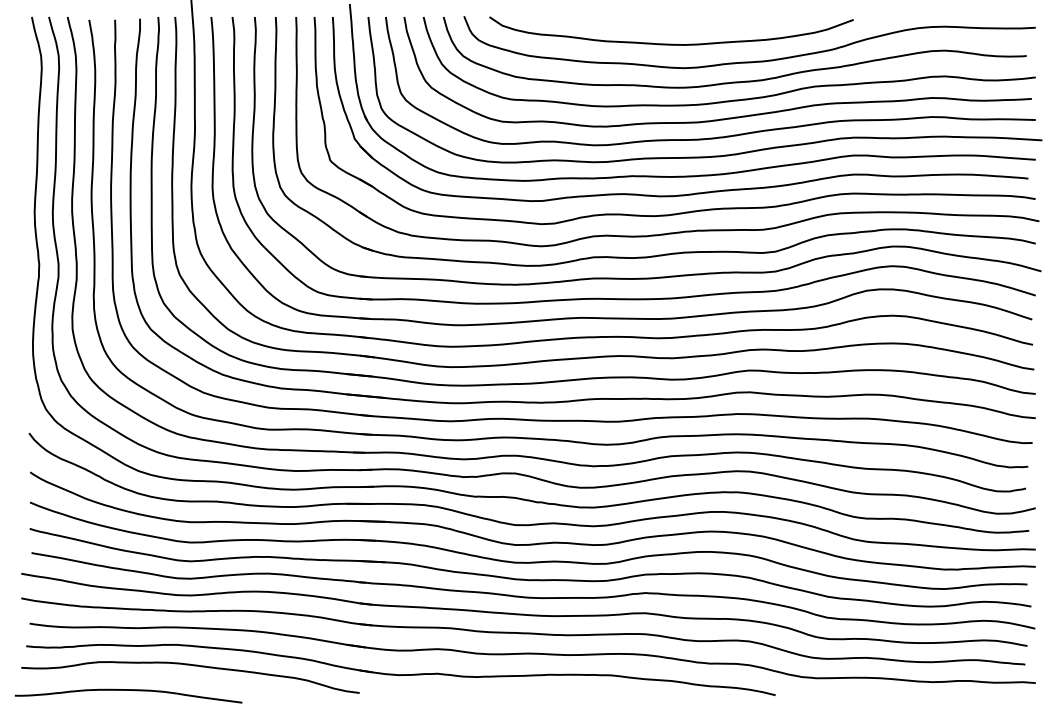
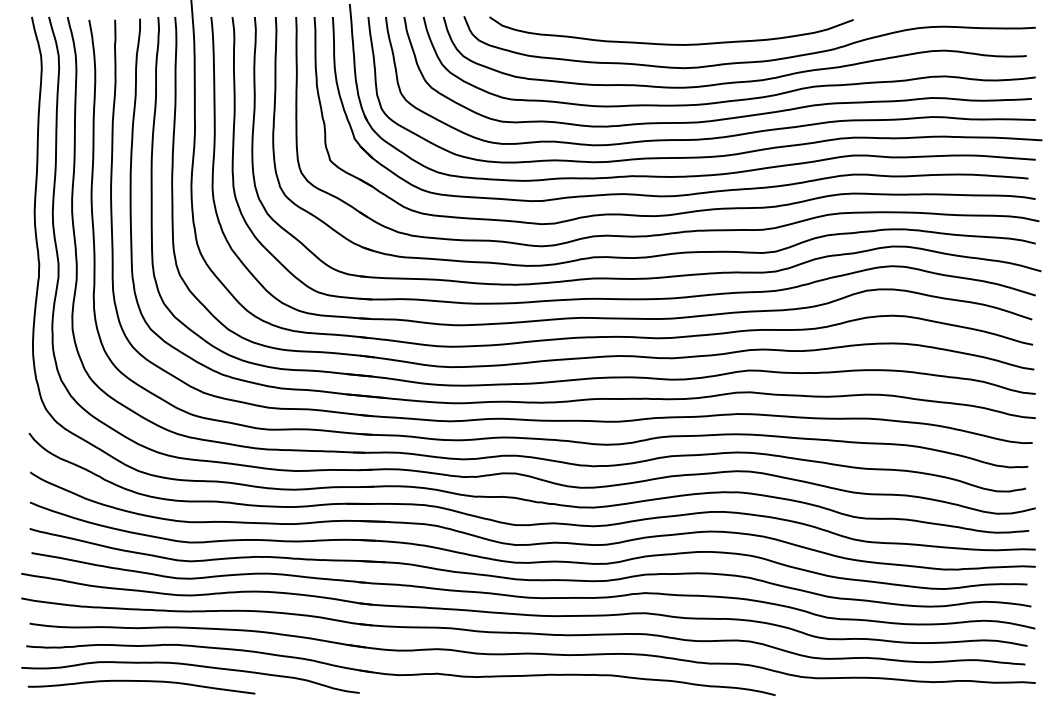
curve position: (128, 690) -> (141, 681) (141, 681)
